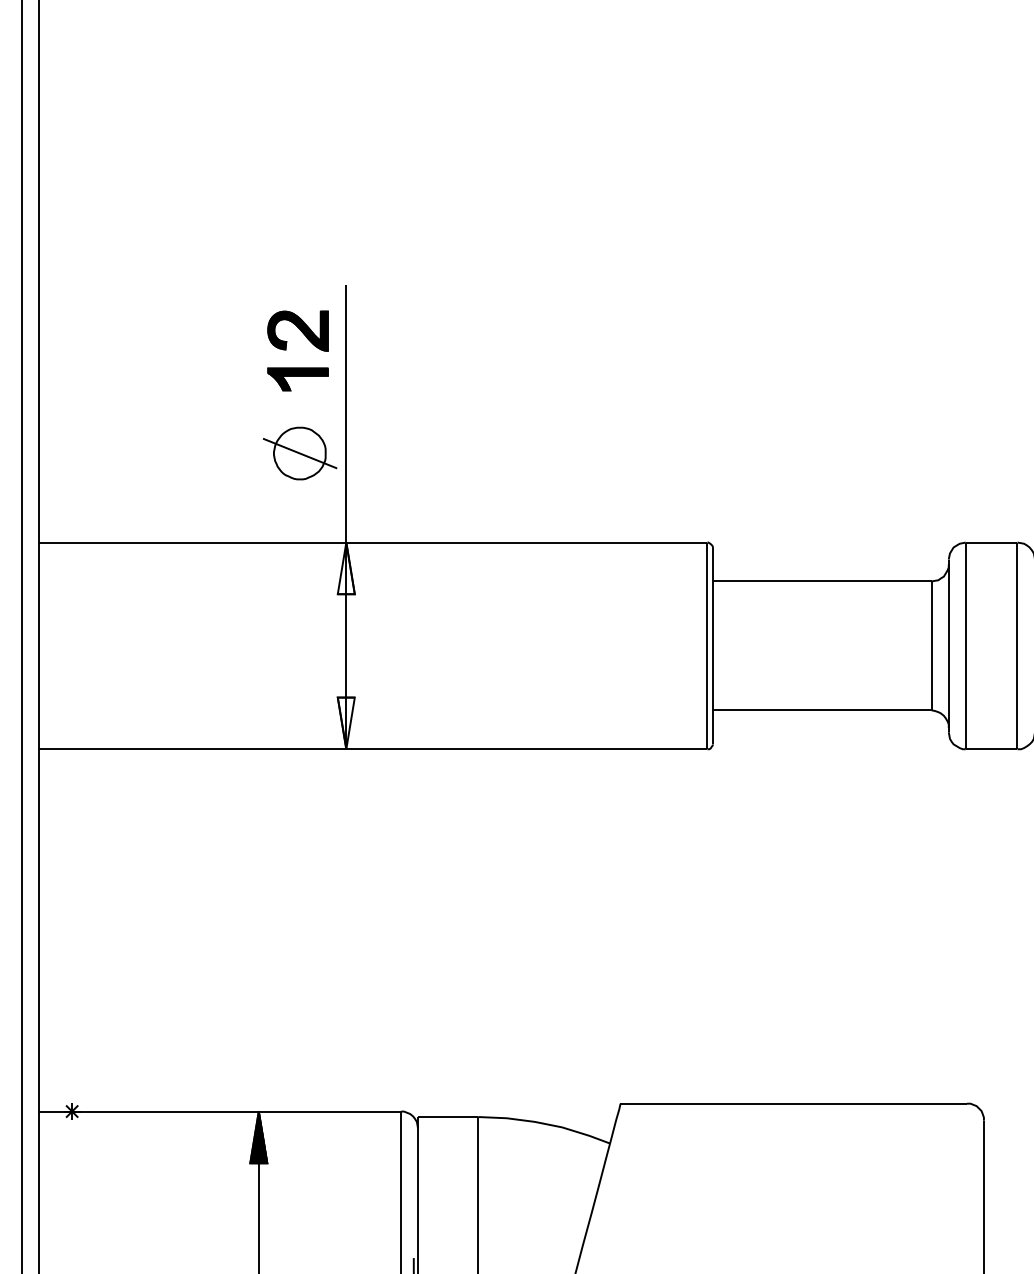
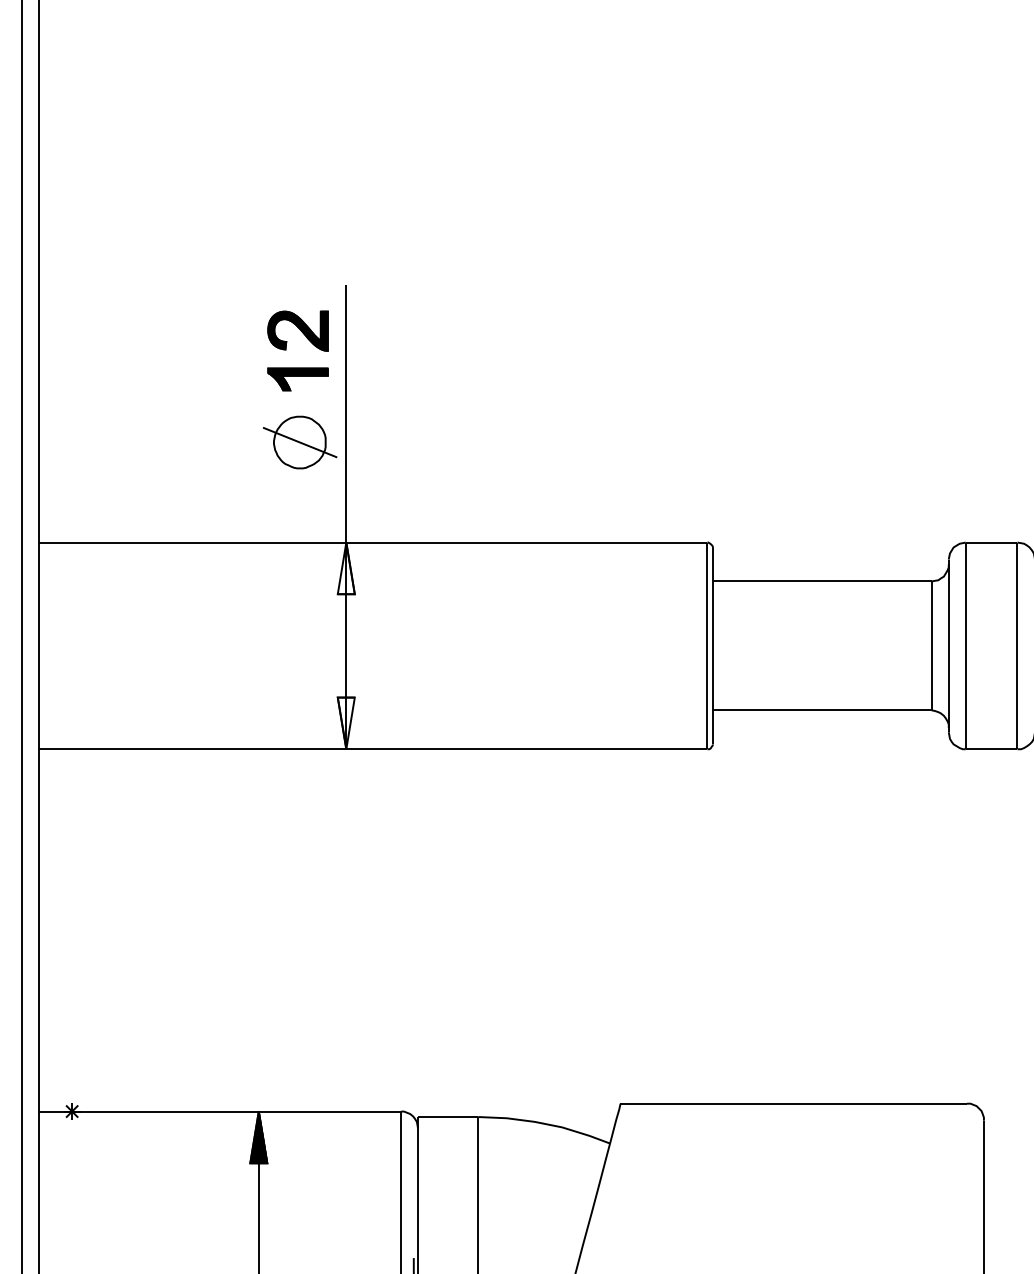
part position: (299, 453) -> (299, 442) (299, 442)
